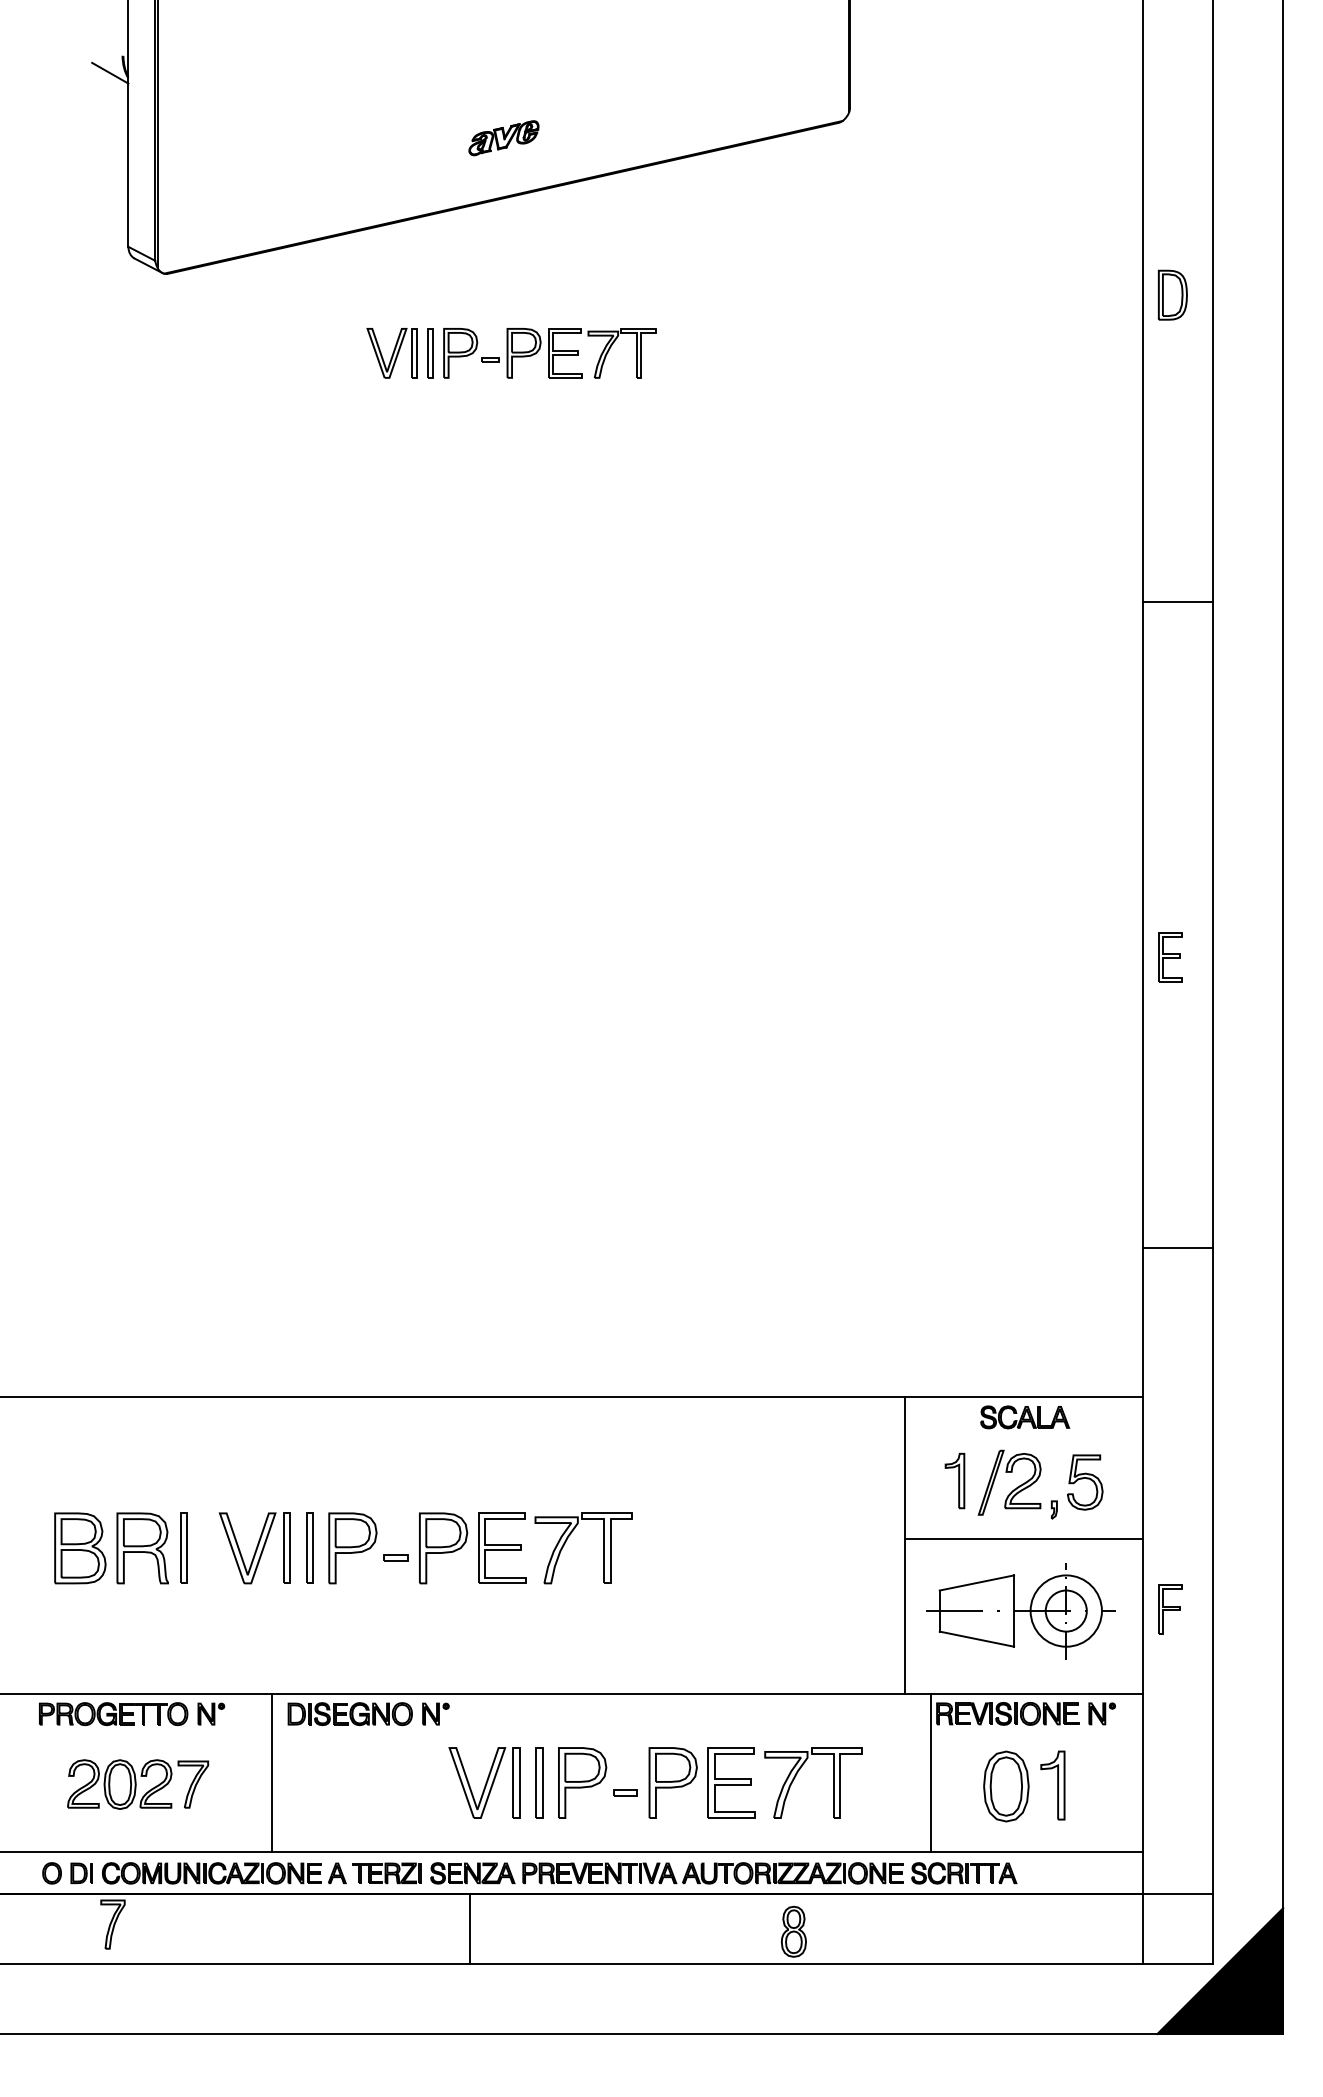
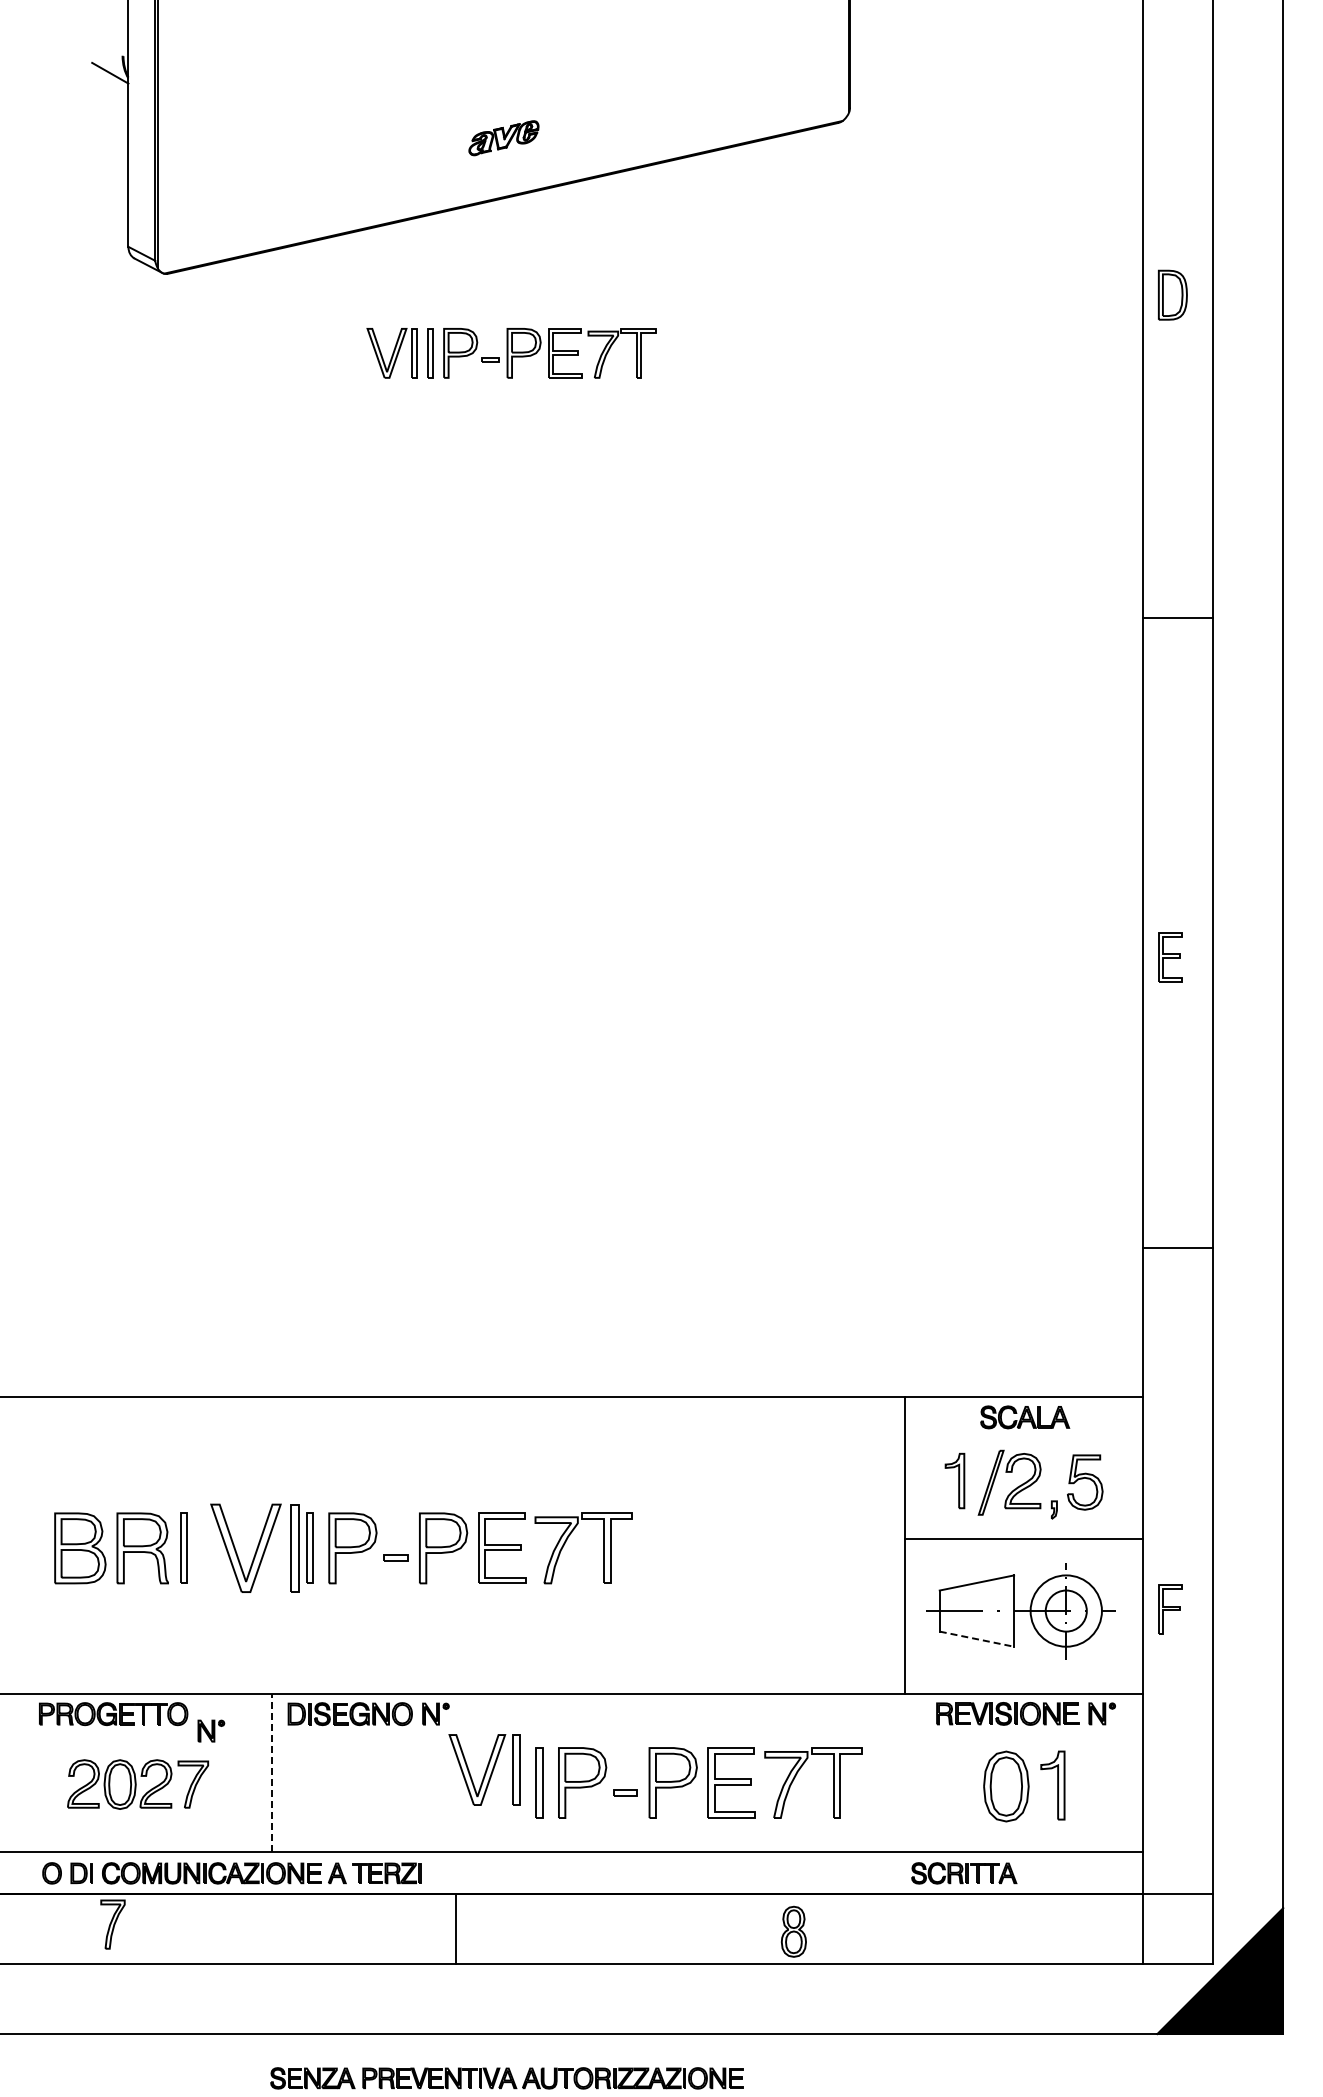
line position: (1178, 601) -> (1178, 617) (1178, 617)
part size: 73x73 px -> 90x90 px (254, 1547)
line: solid -> dashed (976, 1639)
part position: (211, 1713) -> (211, 1730) (211, 1730)
line: solid -> dashed (272, 1772)
line: present -> none (930, 1772)
part position: (484, 1782) -> (484, 1769) (484, 1769)
part position: (666, 1873) -> (506, 2078) (506, 2078)
line position: (469, 1929) -> (455, 1929) (455, 1929)
